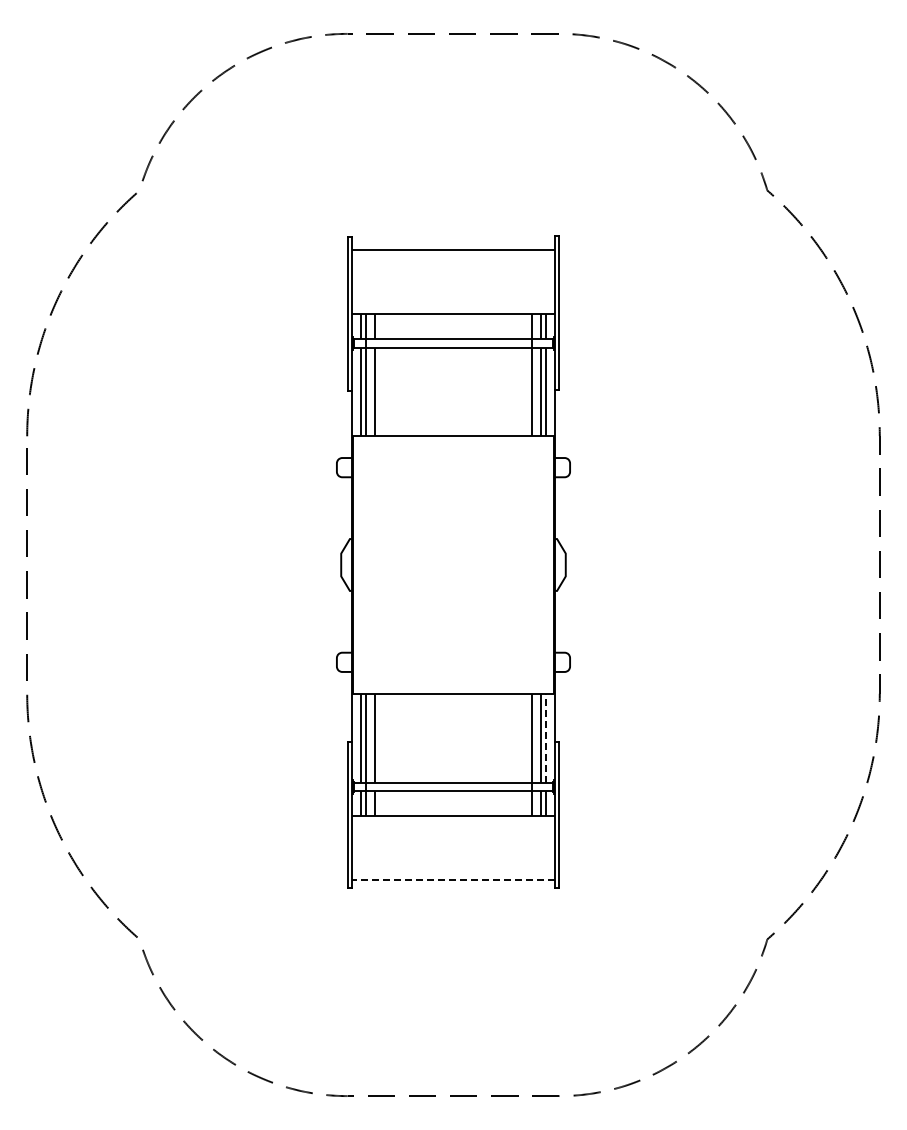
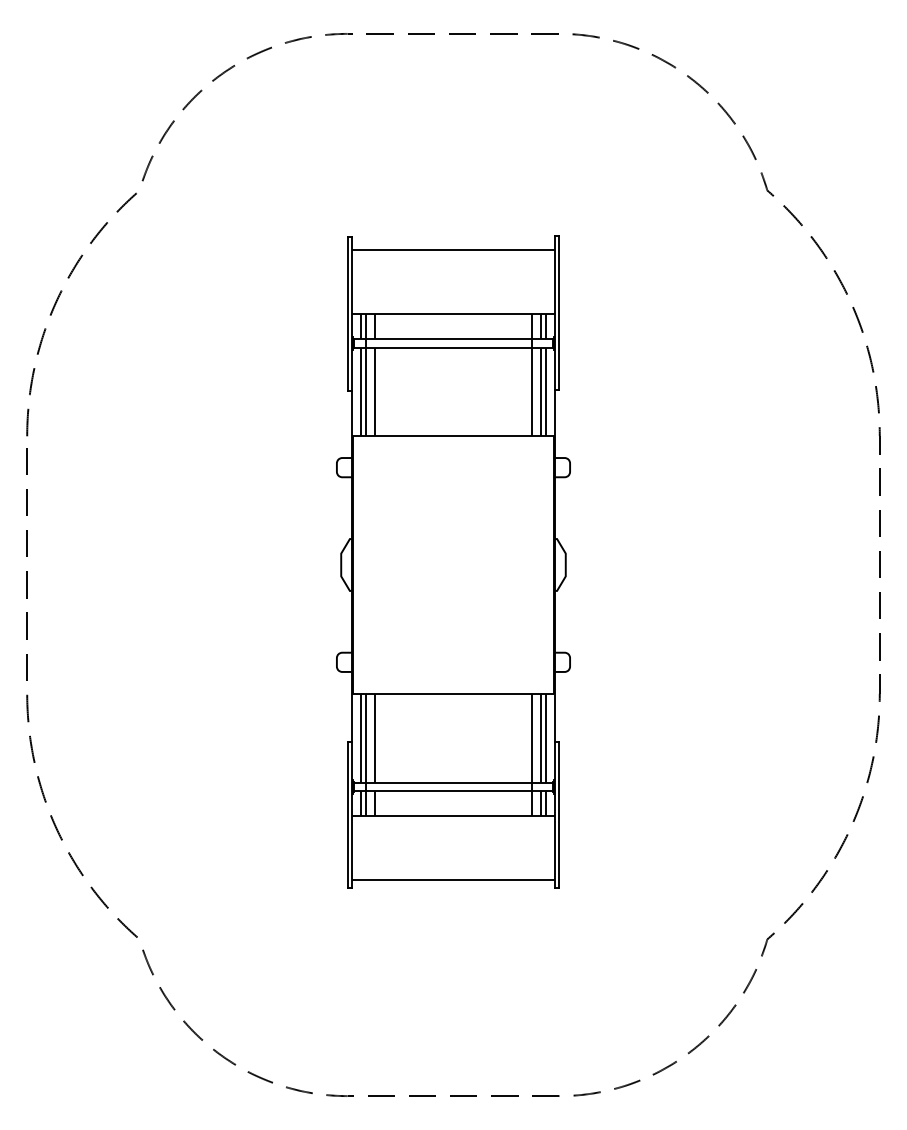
line: dashed -> solid (545, 738)
line: dashed -> solid (453, 879)
